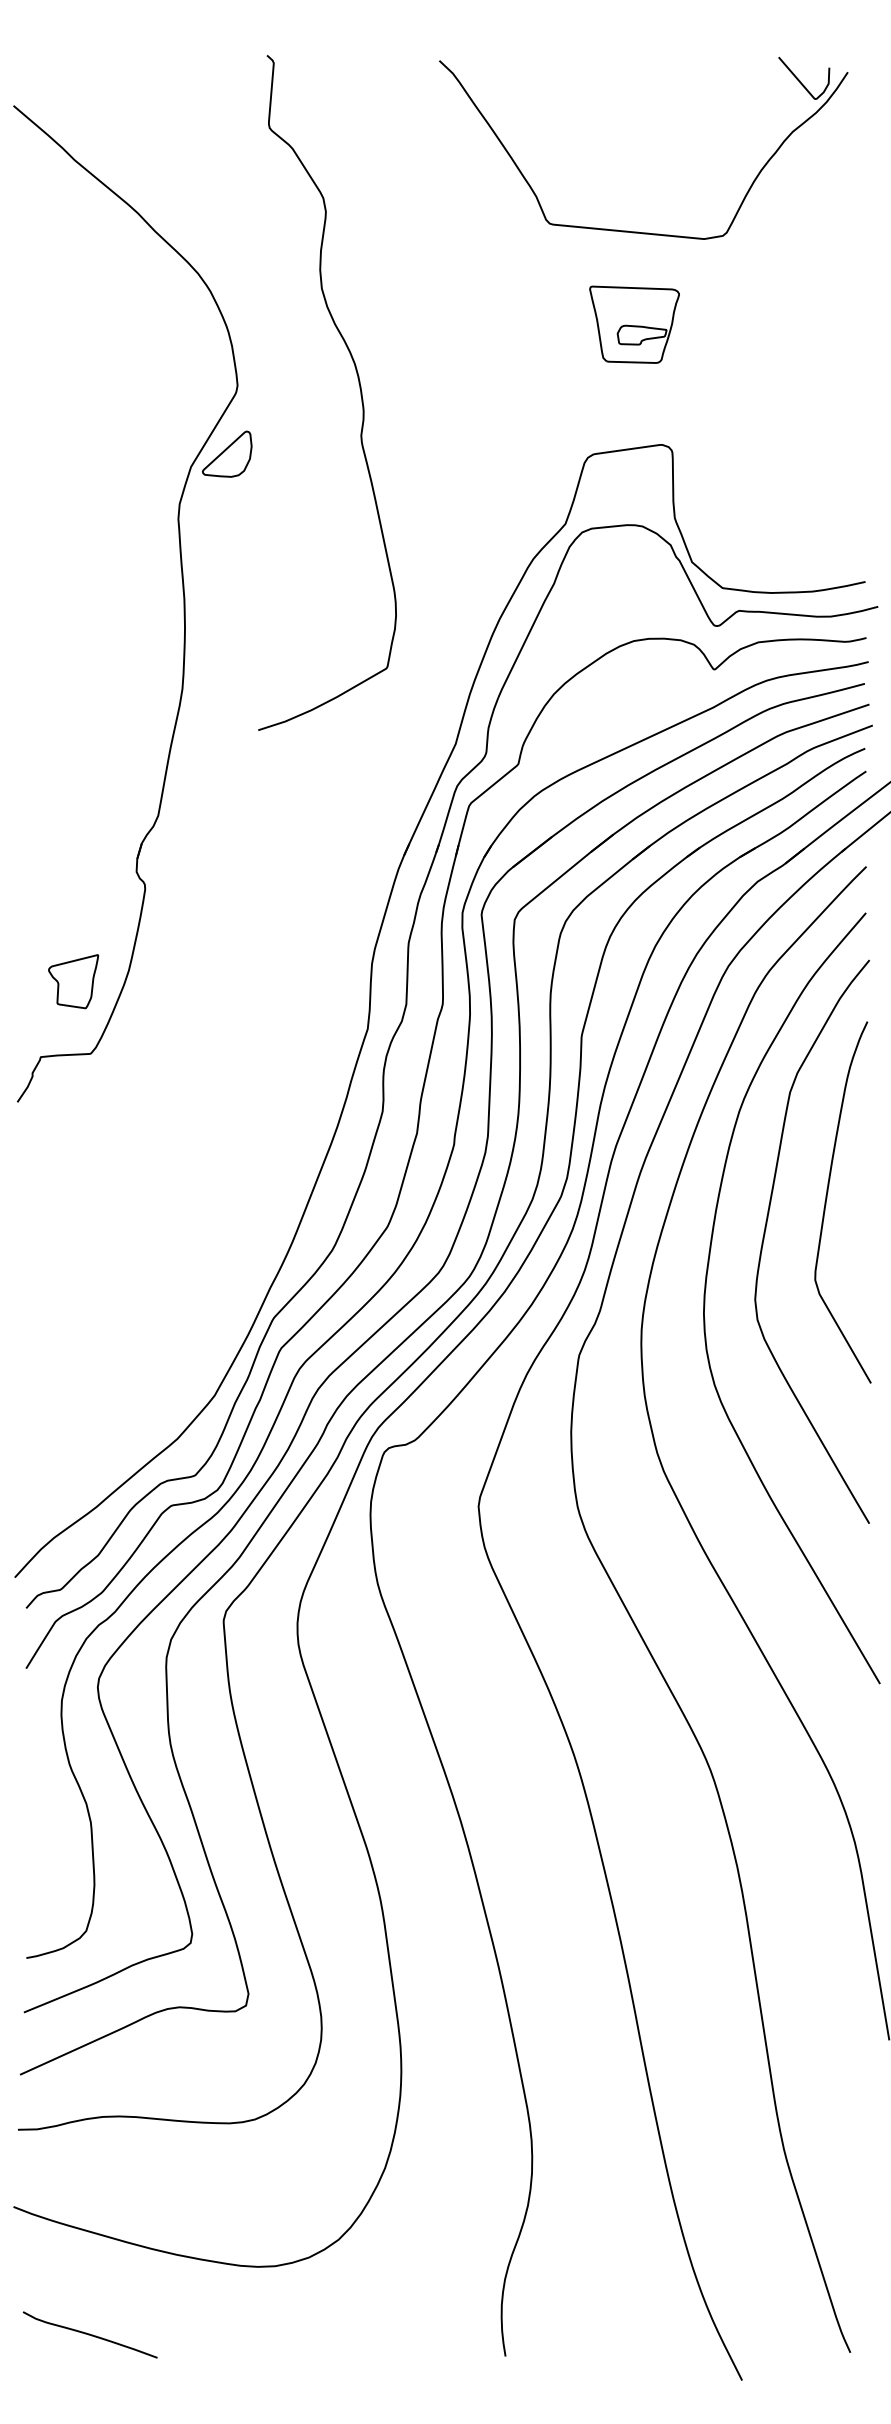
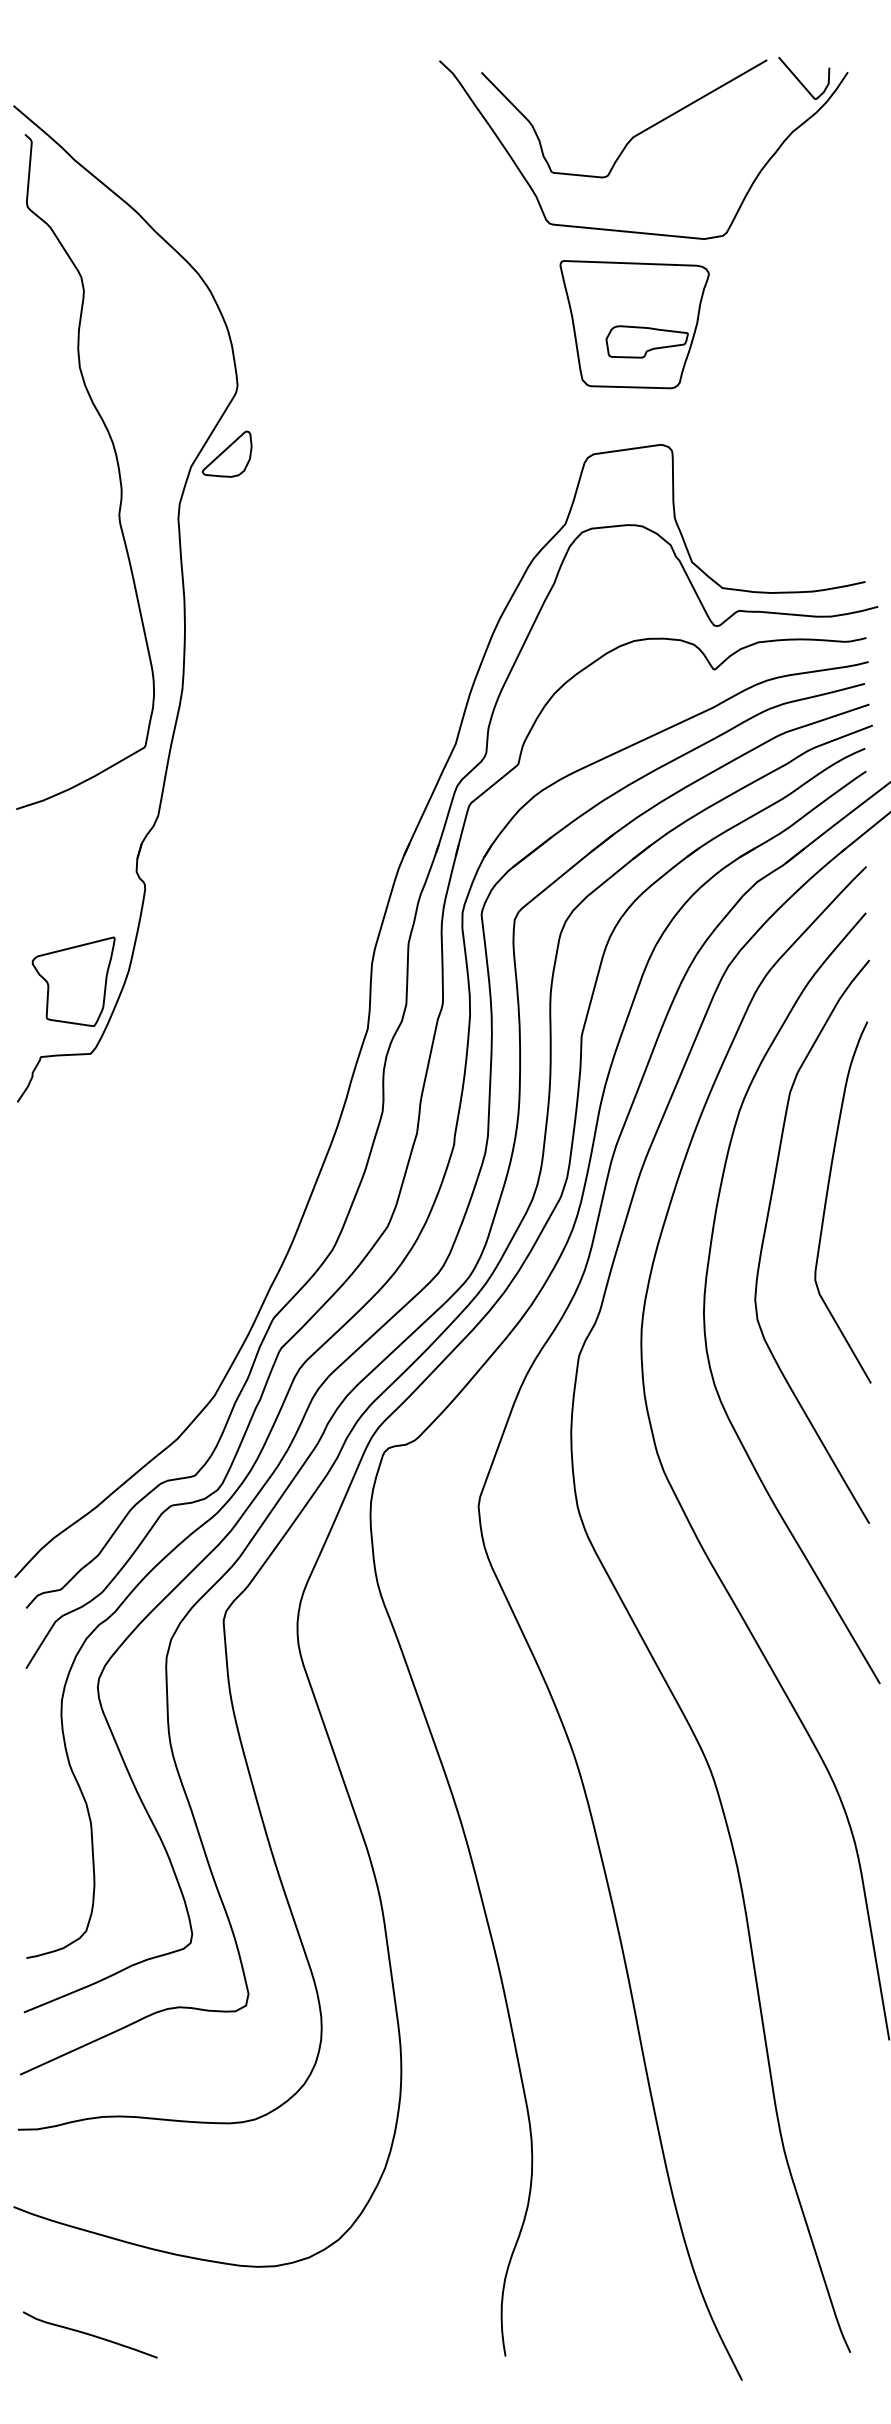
part: none -> present (635, 134)
part size: 91x79 px -> 151x130 px (634, 324)
curve position: (359, 388) -> (117, 467) (117, 467)
part size: 52x56 px -> 85x91 px (73, 981)
